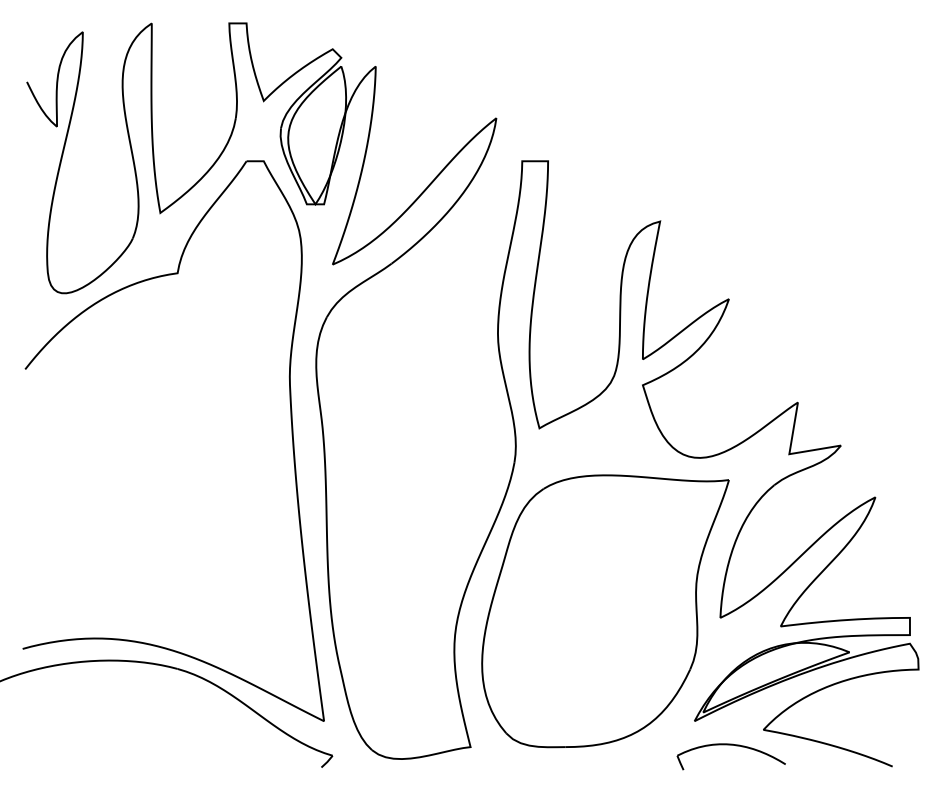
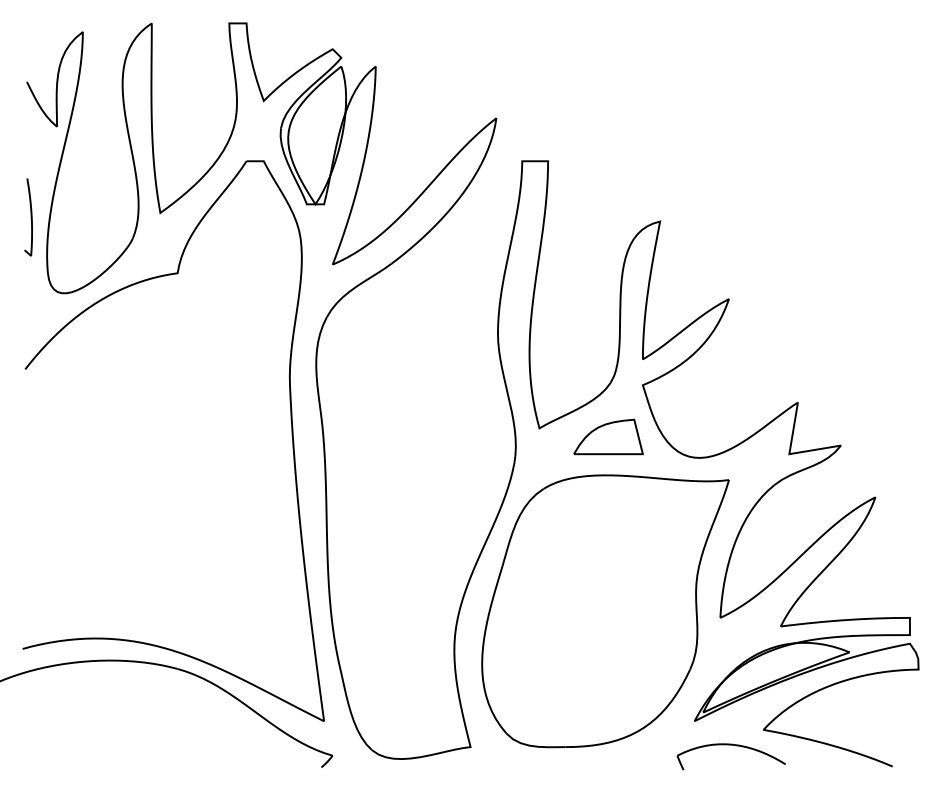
curve: none -> present (30, 217)
part: none -> present (608, 436)
